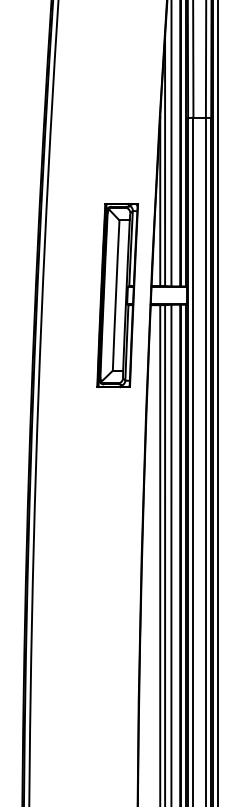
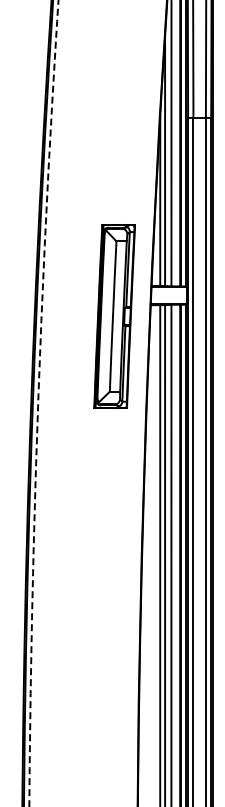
part position: (117, 295) -> (114, 316) (114, 316)
arc: solid -> dashed (38, 402)
line: present -> none (218, 402)
